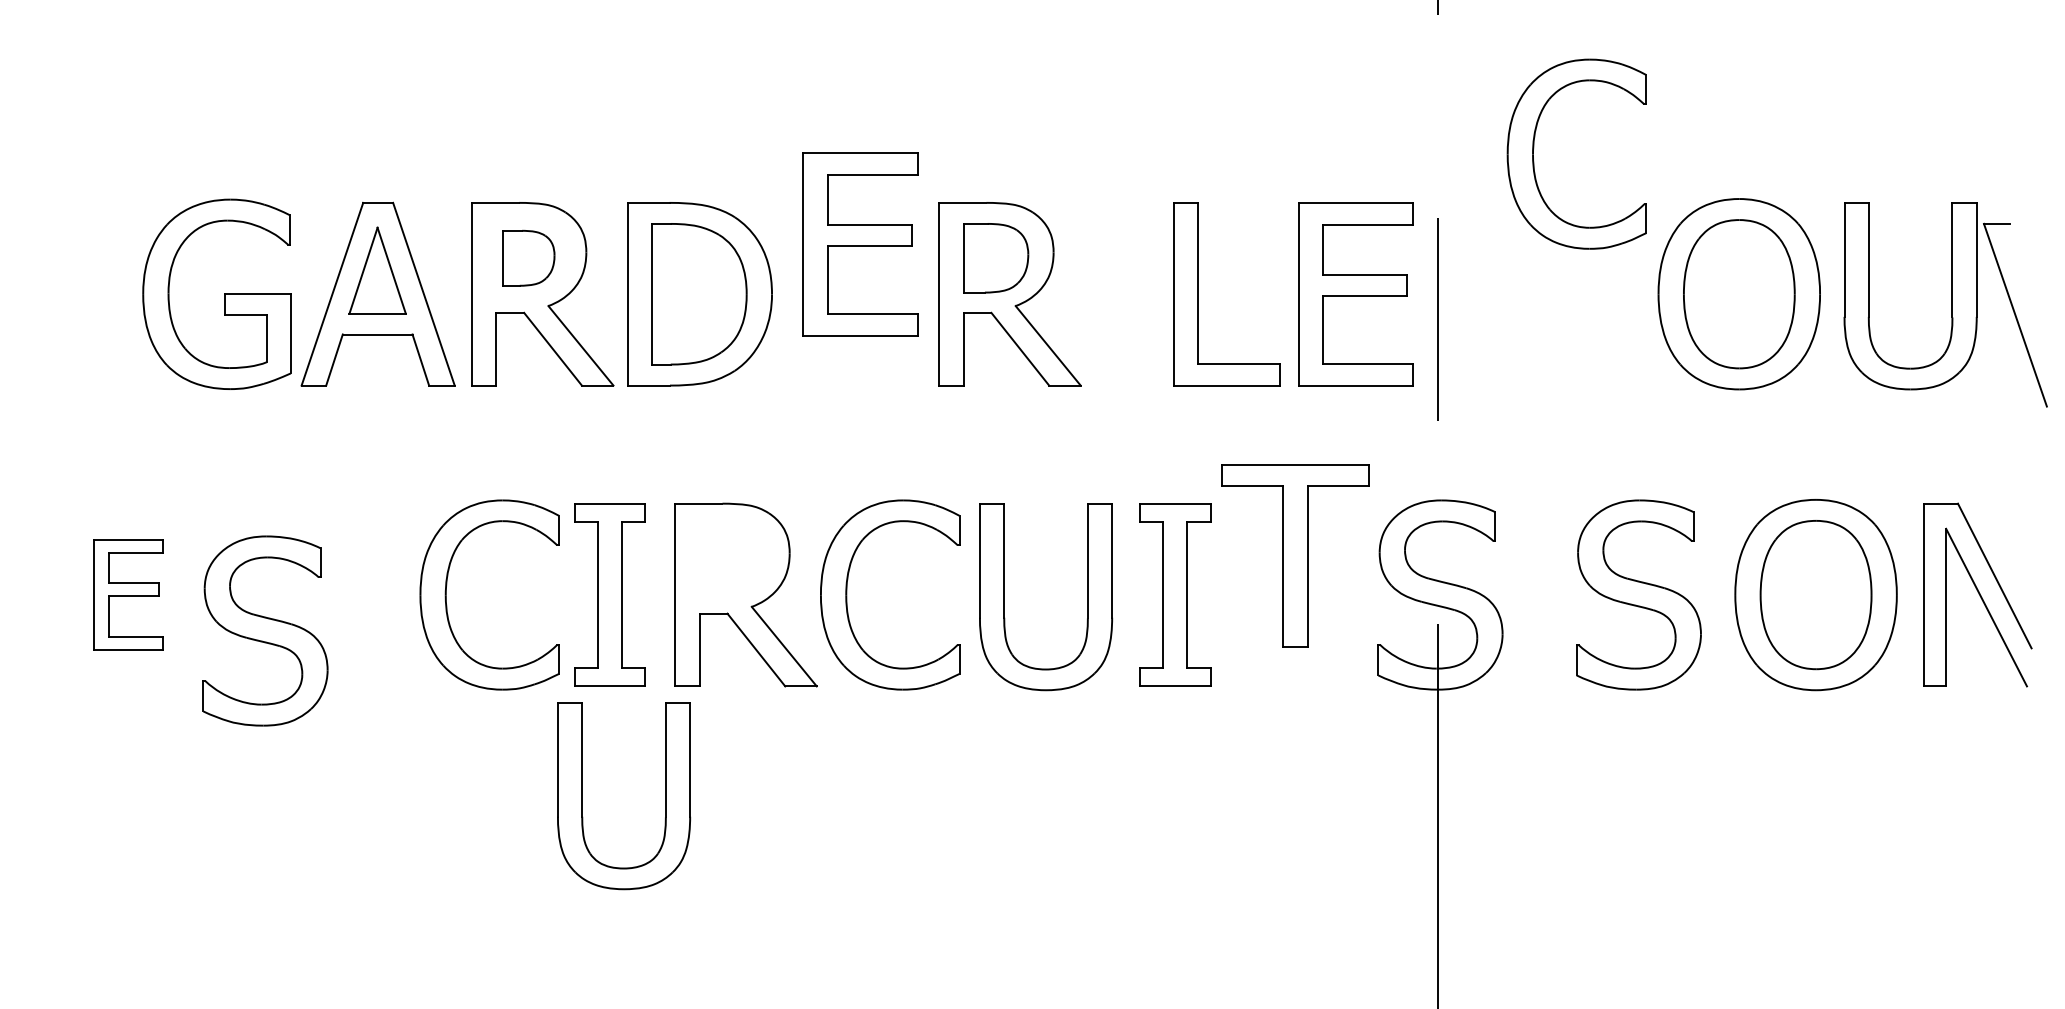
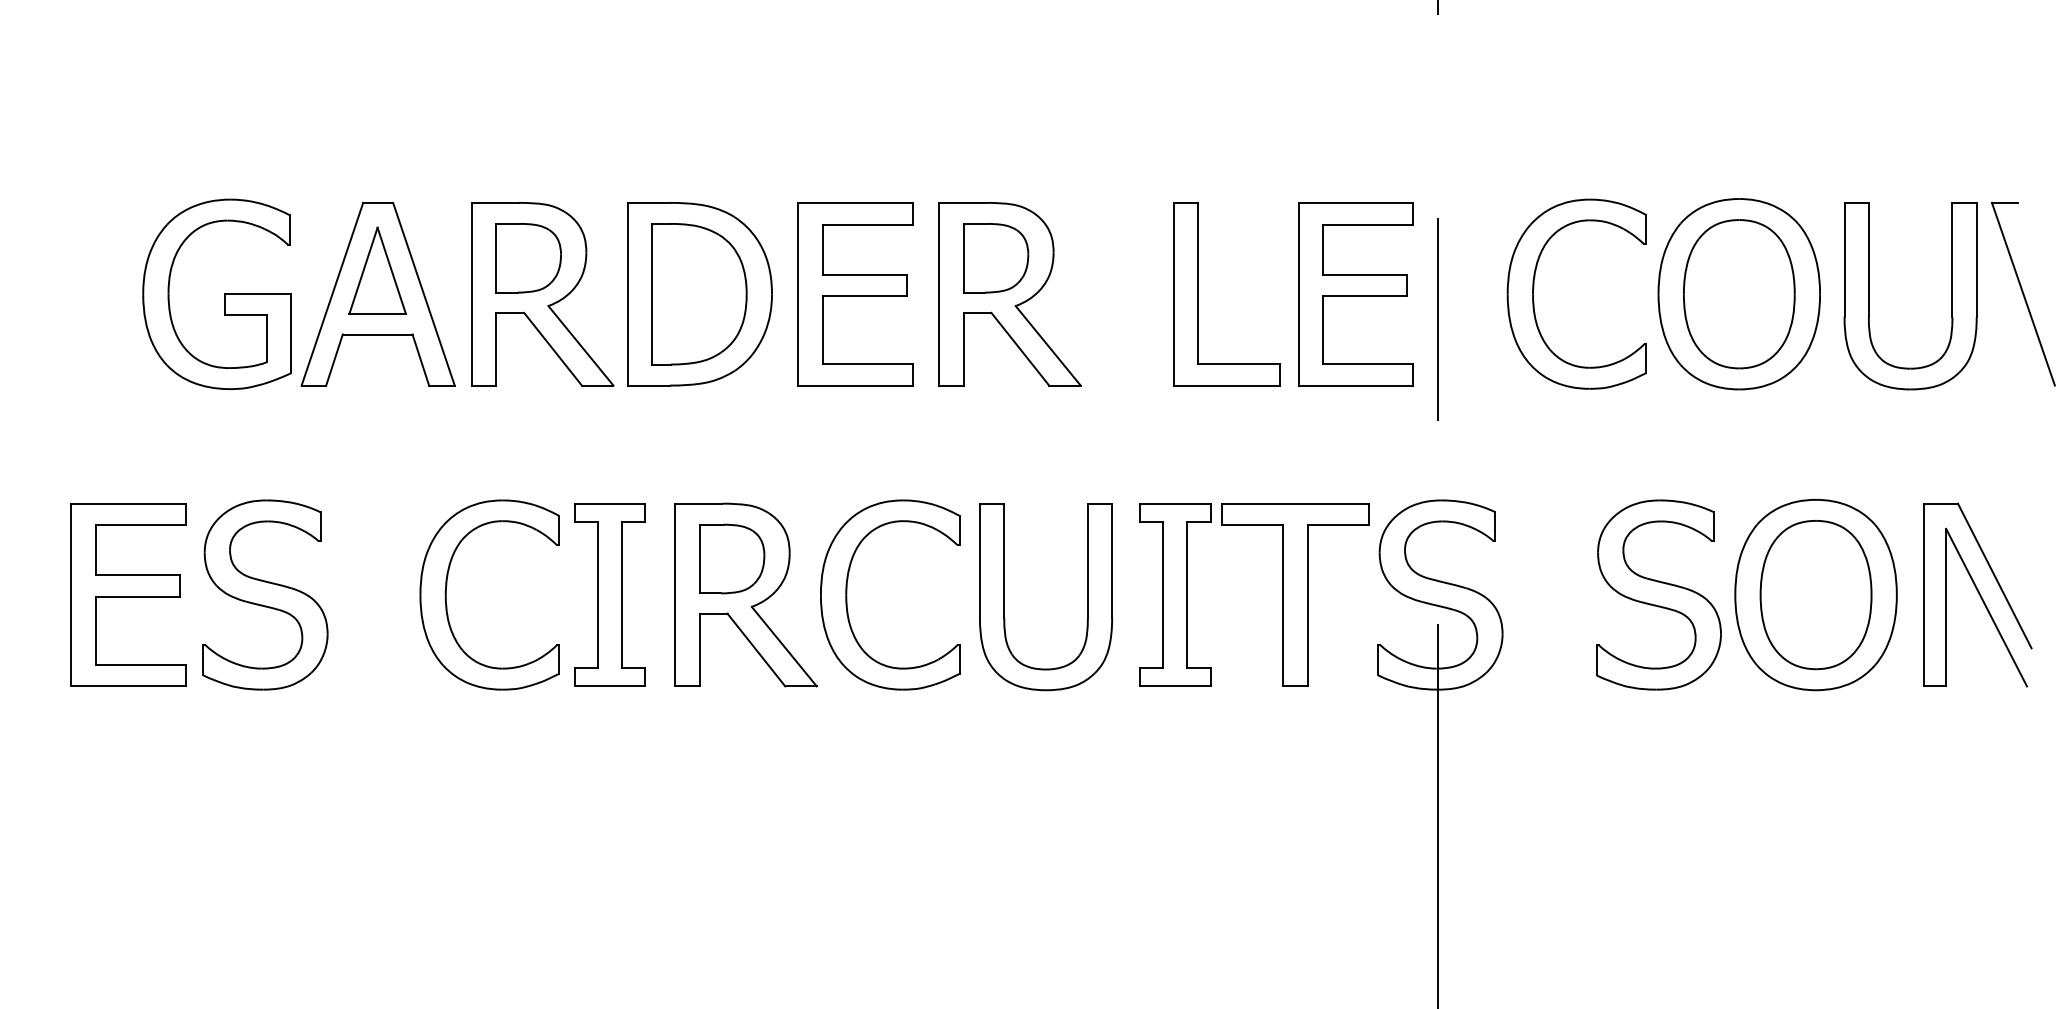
part position: (1534, 148) -> (1534, 288) (1534, 288)
part position: (860, 244) -> (855, 294) (855, 294)
part size: 54x58 px -> 67x71 px (528, 258)
part position: (2015, 314) -> (2023, 293) (2023, 293)
part position: (1295, 555) -> (1295, 594) (1295, 594)
part: none -> present (732, 558)
part size: 71x112 px -> 117x184 px (128, 594)
part position: (1638, 594) -> (1658, 594) (1658, 594)
part position: (265, 630) -> (265, 594) (265, 594)
part: present -> none (665, 796)
